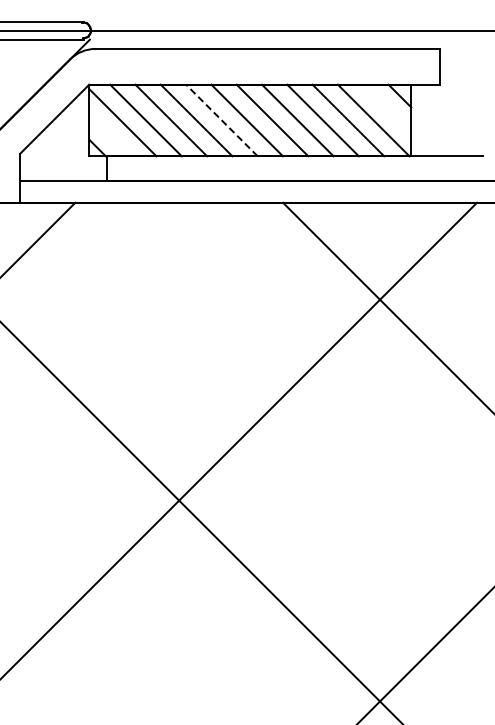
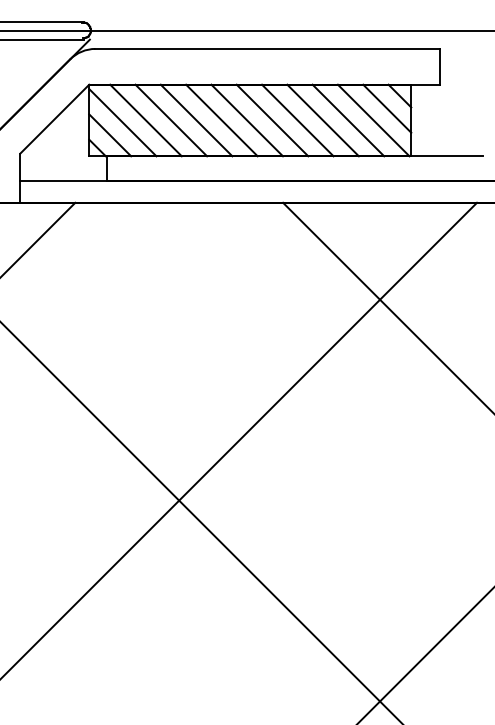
line: none -> present (387, 108)
line: dashed -> solid (221, 120)
line: none -> present (110, 135)
